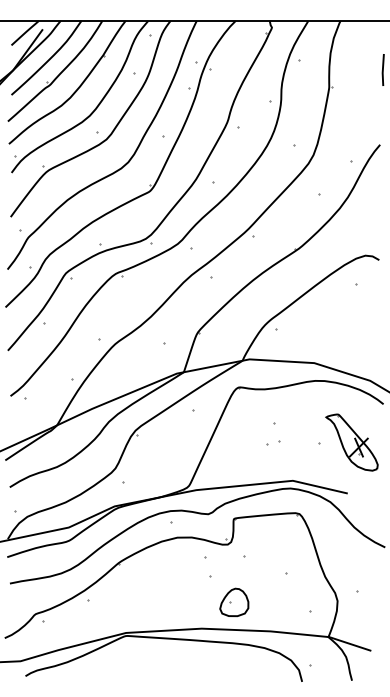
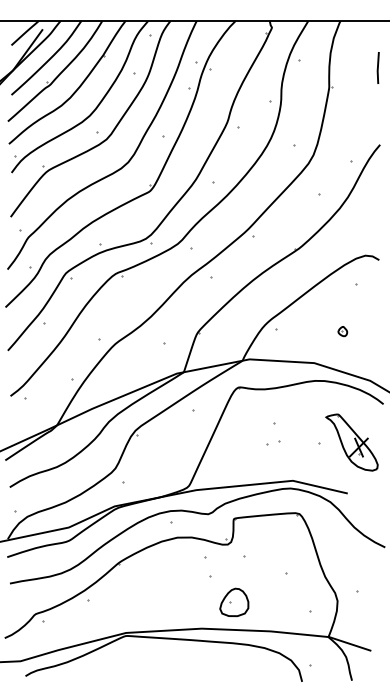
line position: (382, 69) -> (377, 67) (377, 67)
part: none -> present (342, 331)
